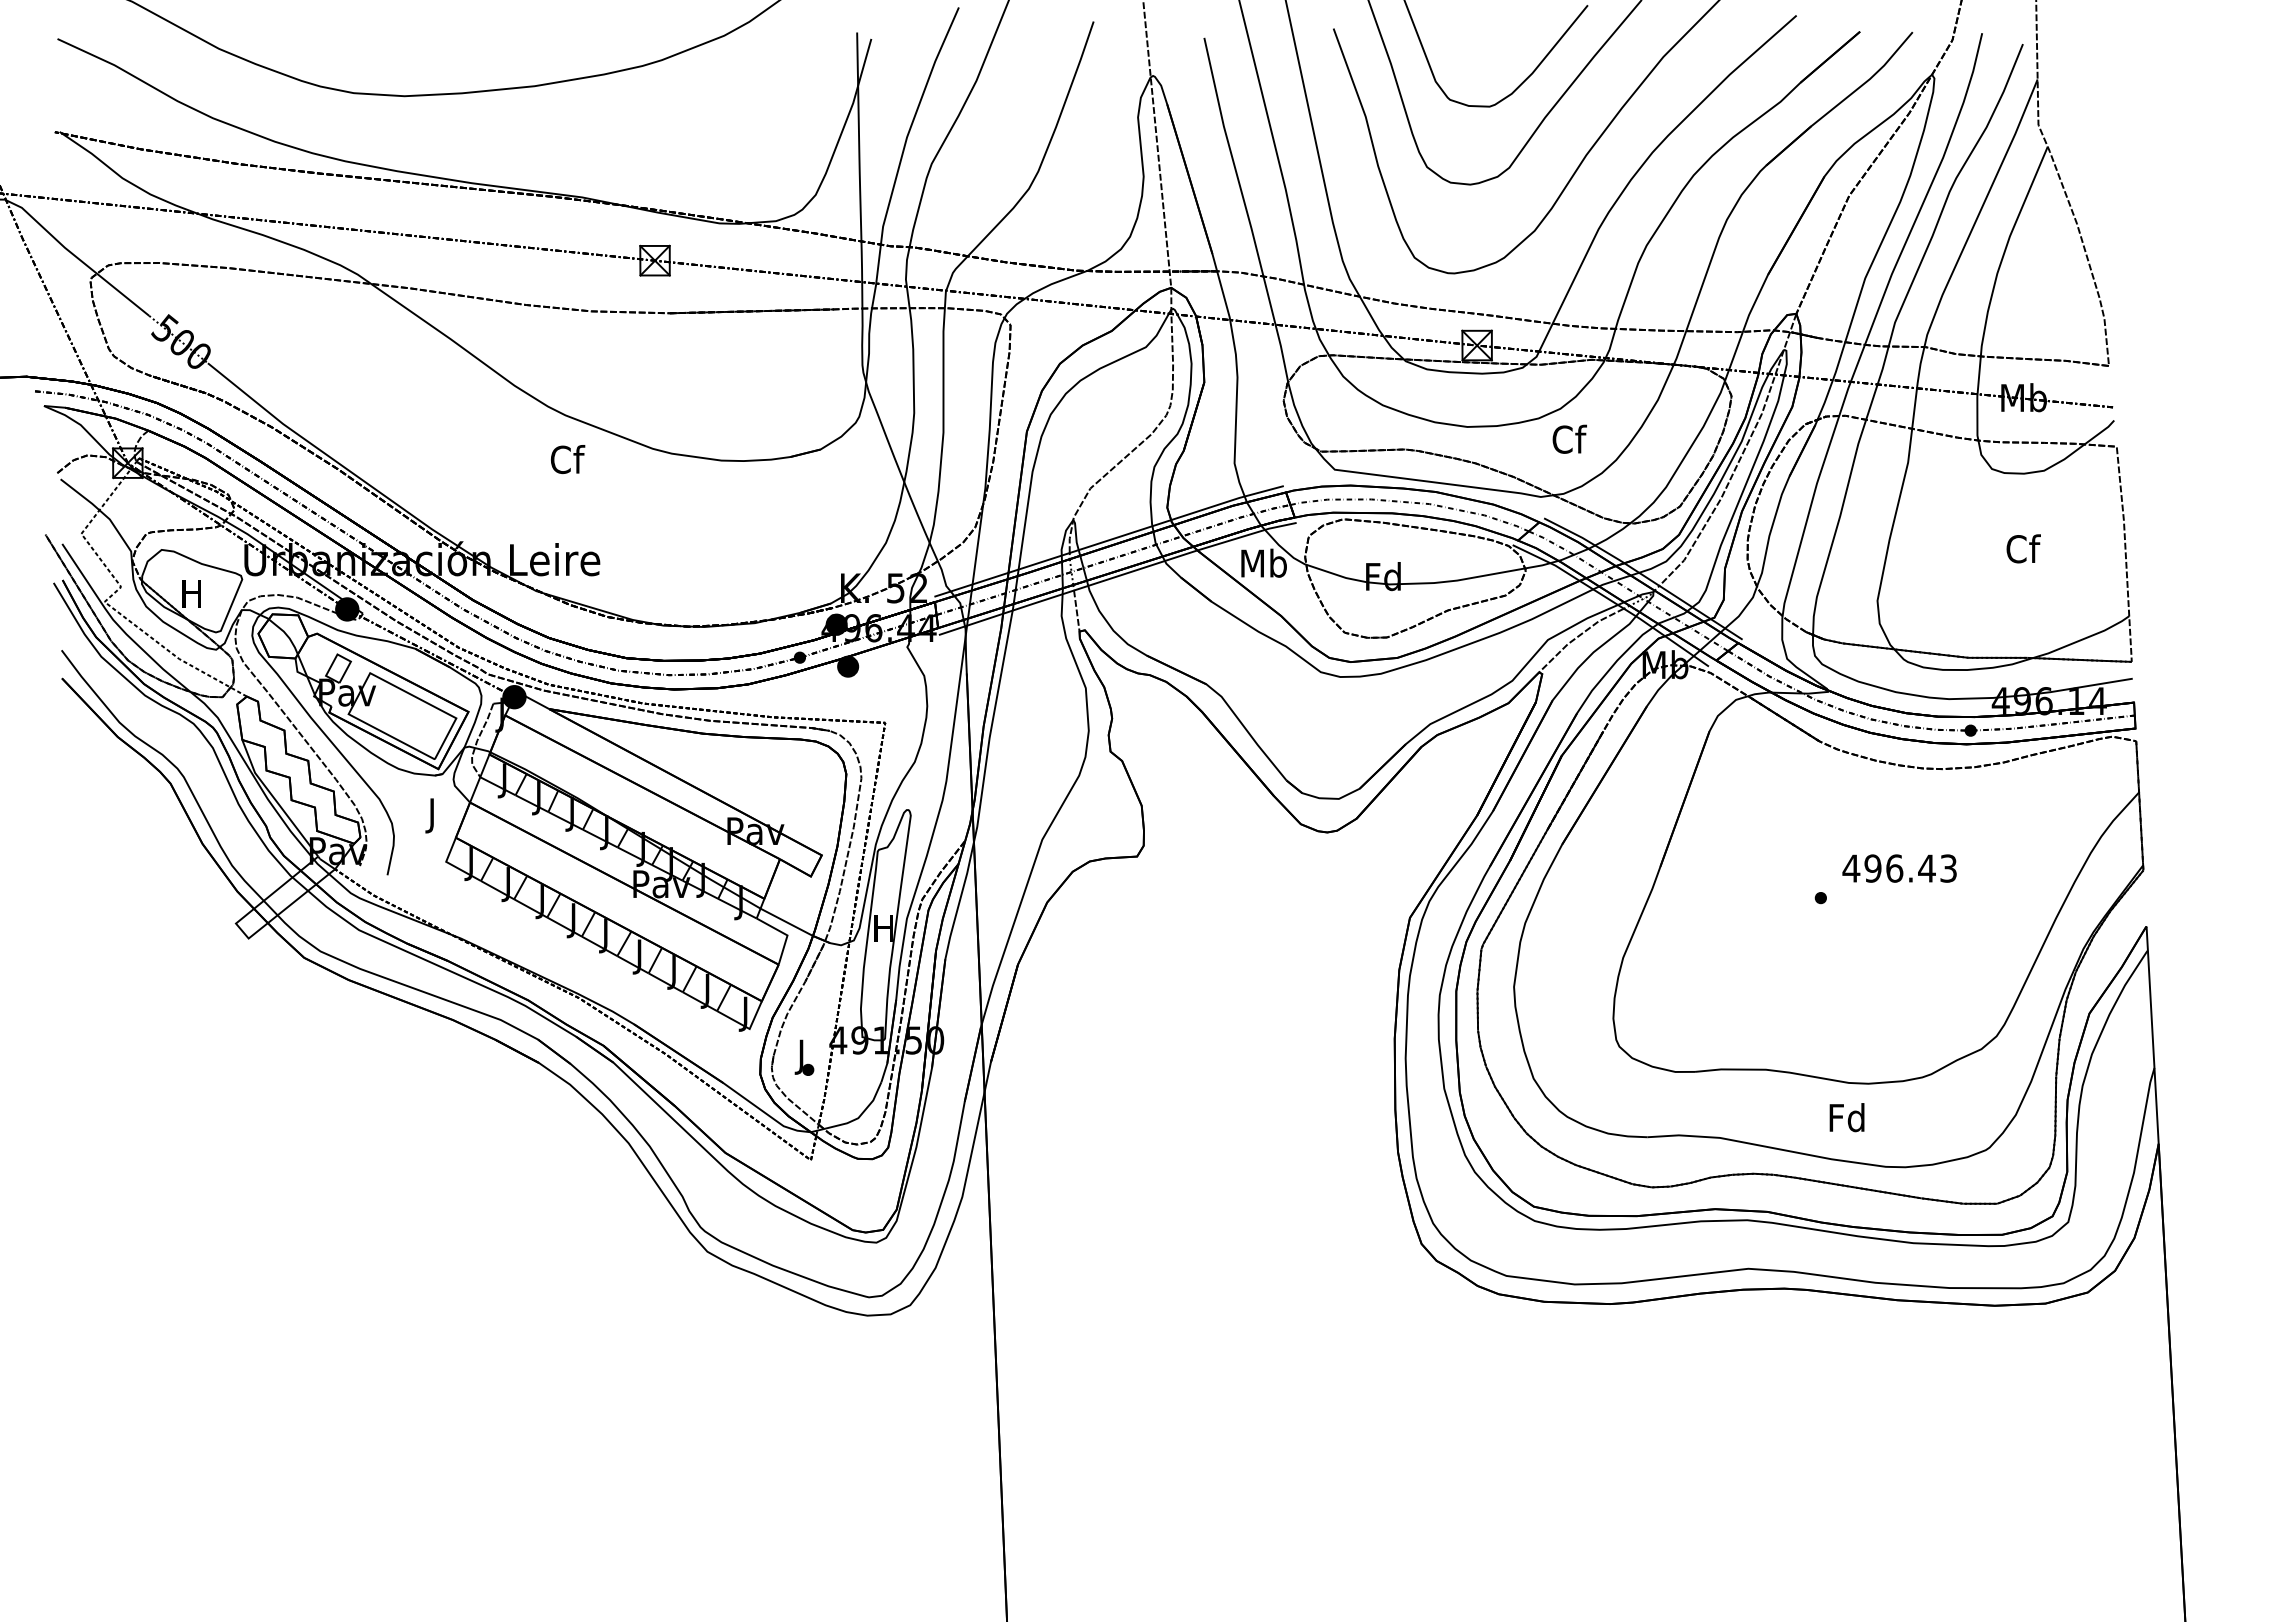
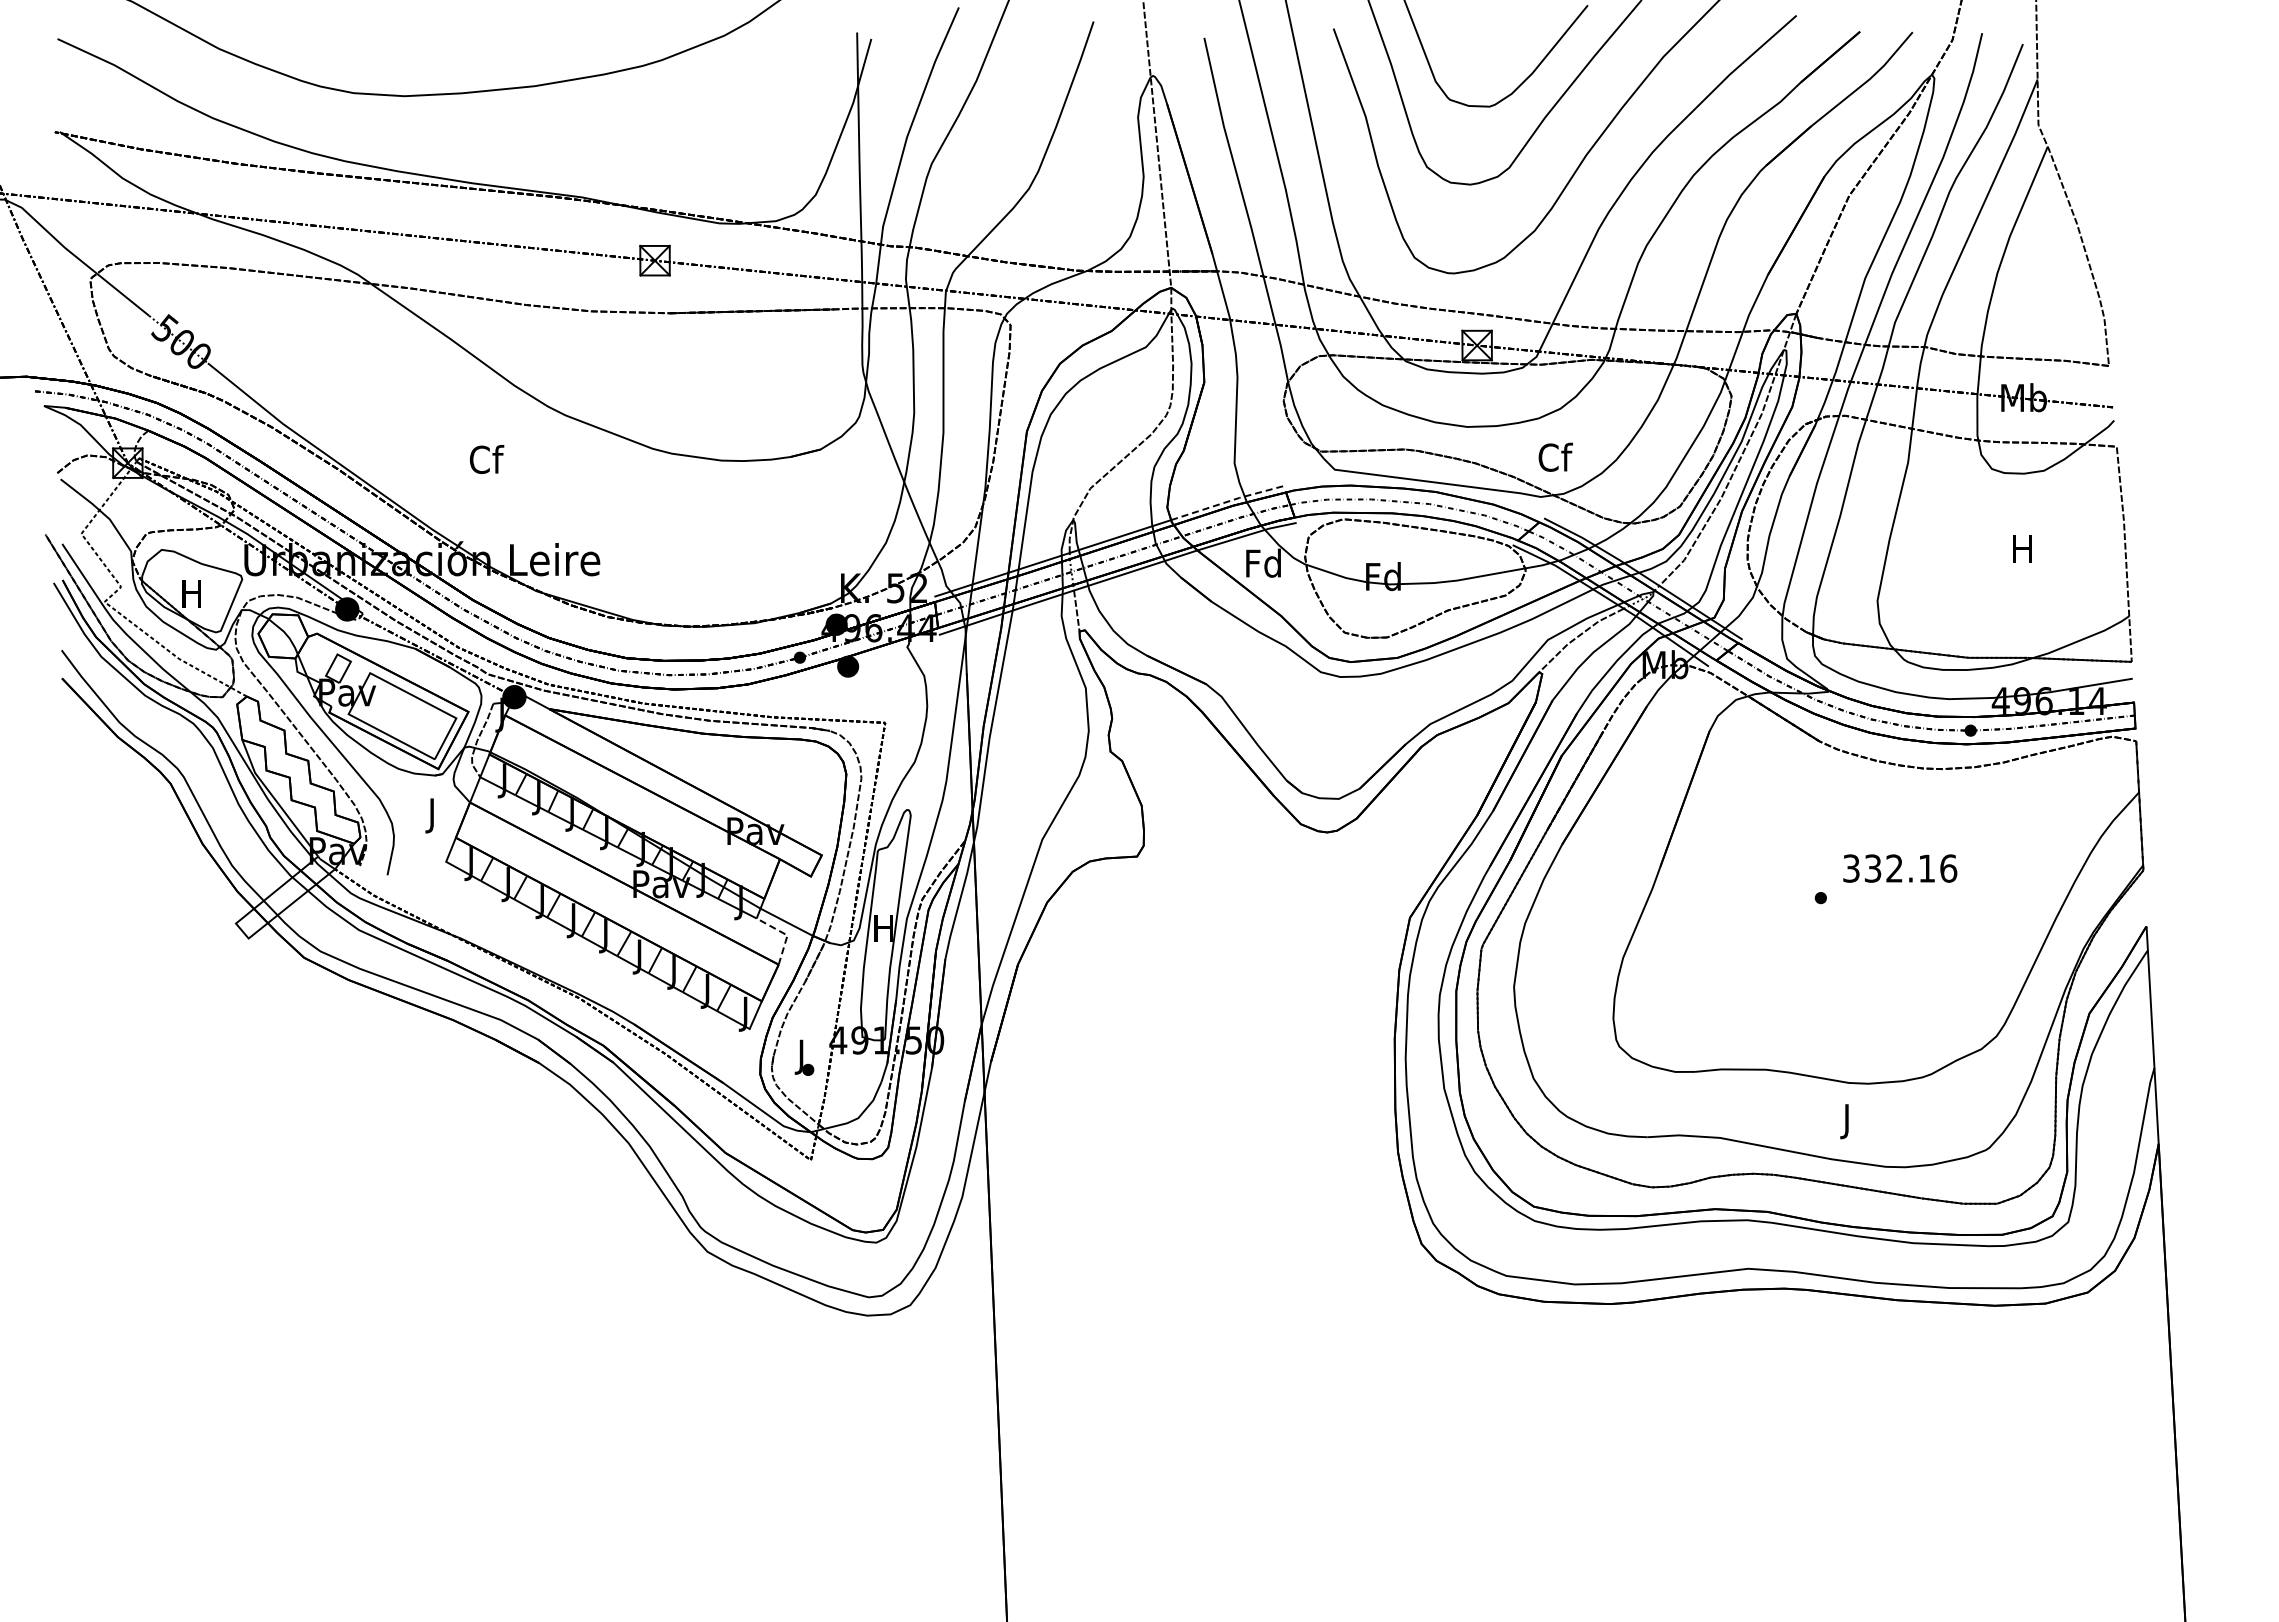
text position: (1569, 438) -> (1555, 456) (1555, 456)
text position: (568, 459) -> (487, 459) (487, 459)
line: solid -> dashed (1228, 501)
text: Cf -> H (2023, 548)
text: Mb -> Fd (1263, 562)
text: 496.43 -> 332.16 (1899, 868)
line: solid -> dashed (785, 934)
text: Fd -> J (1846, 1121)
